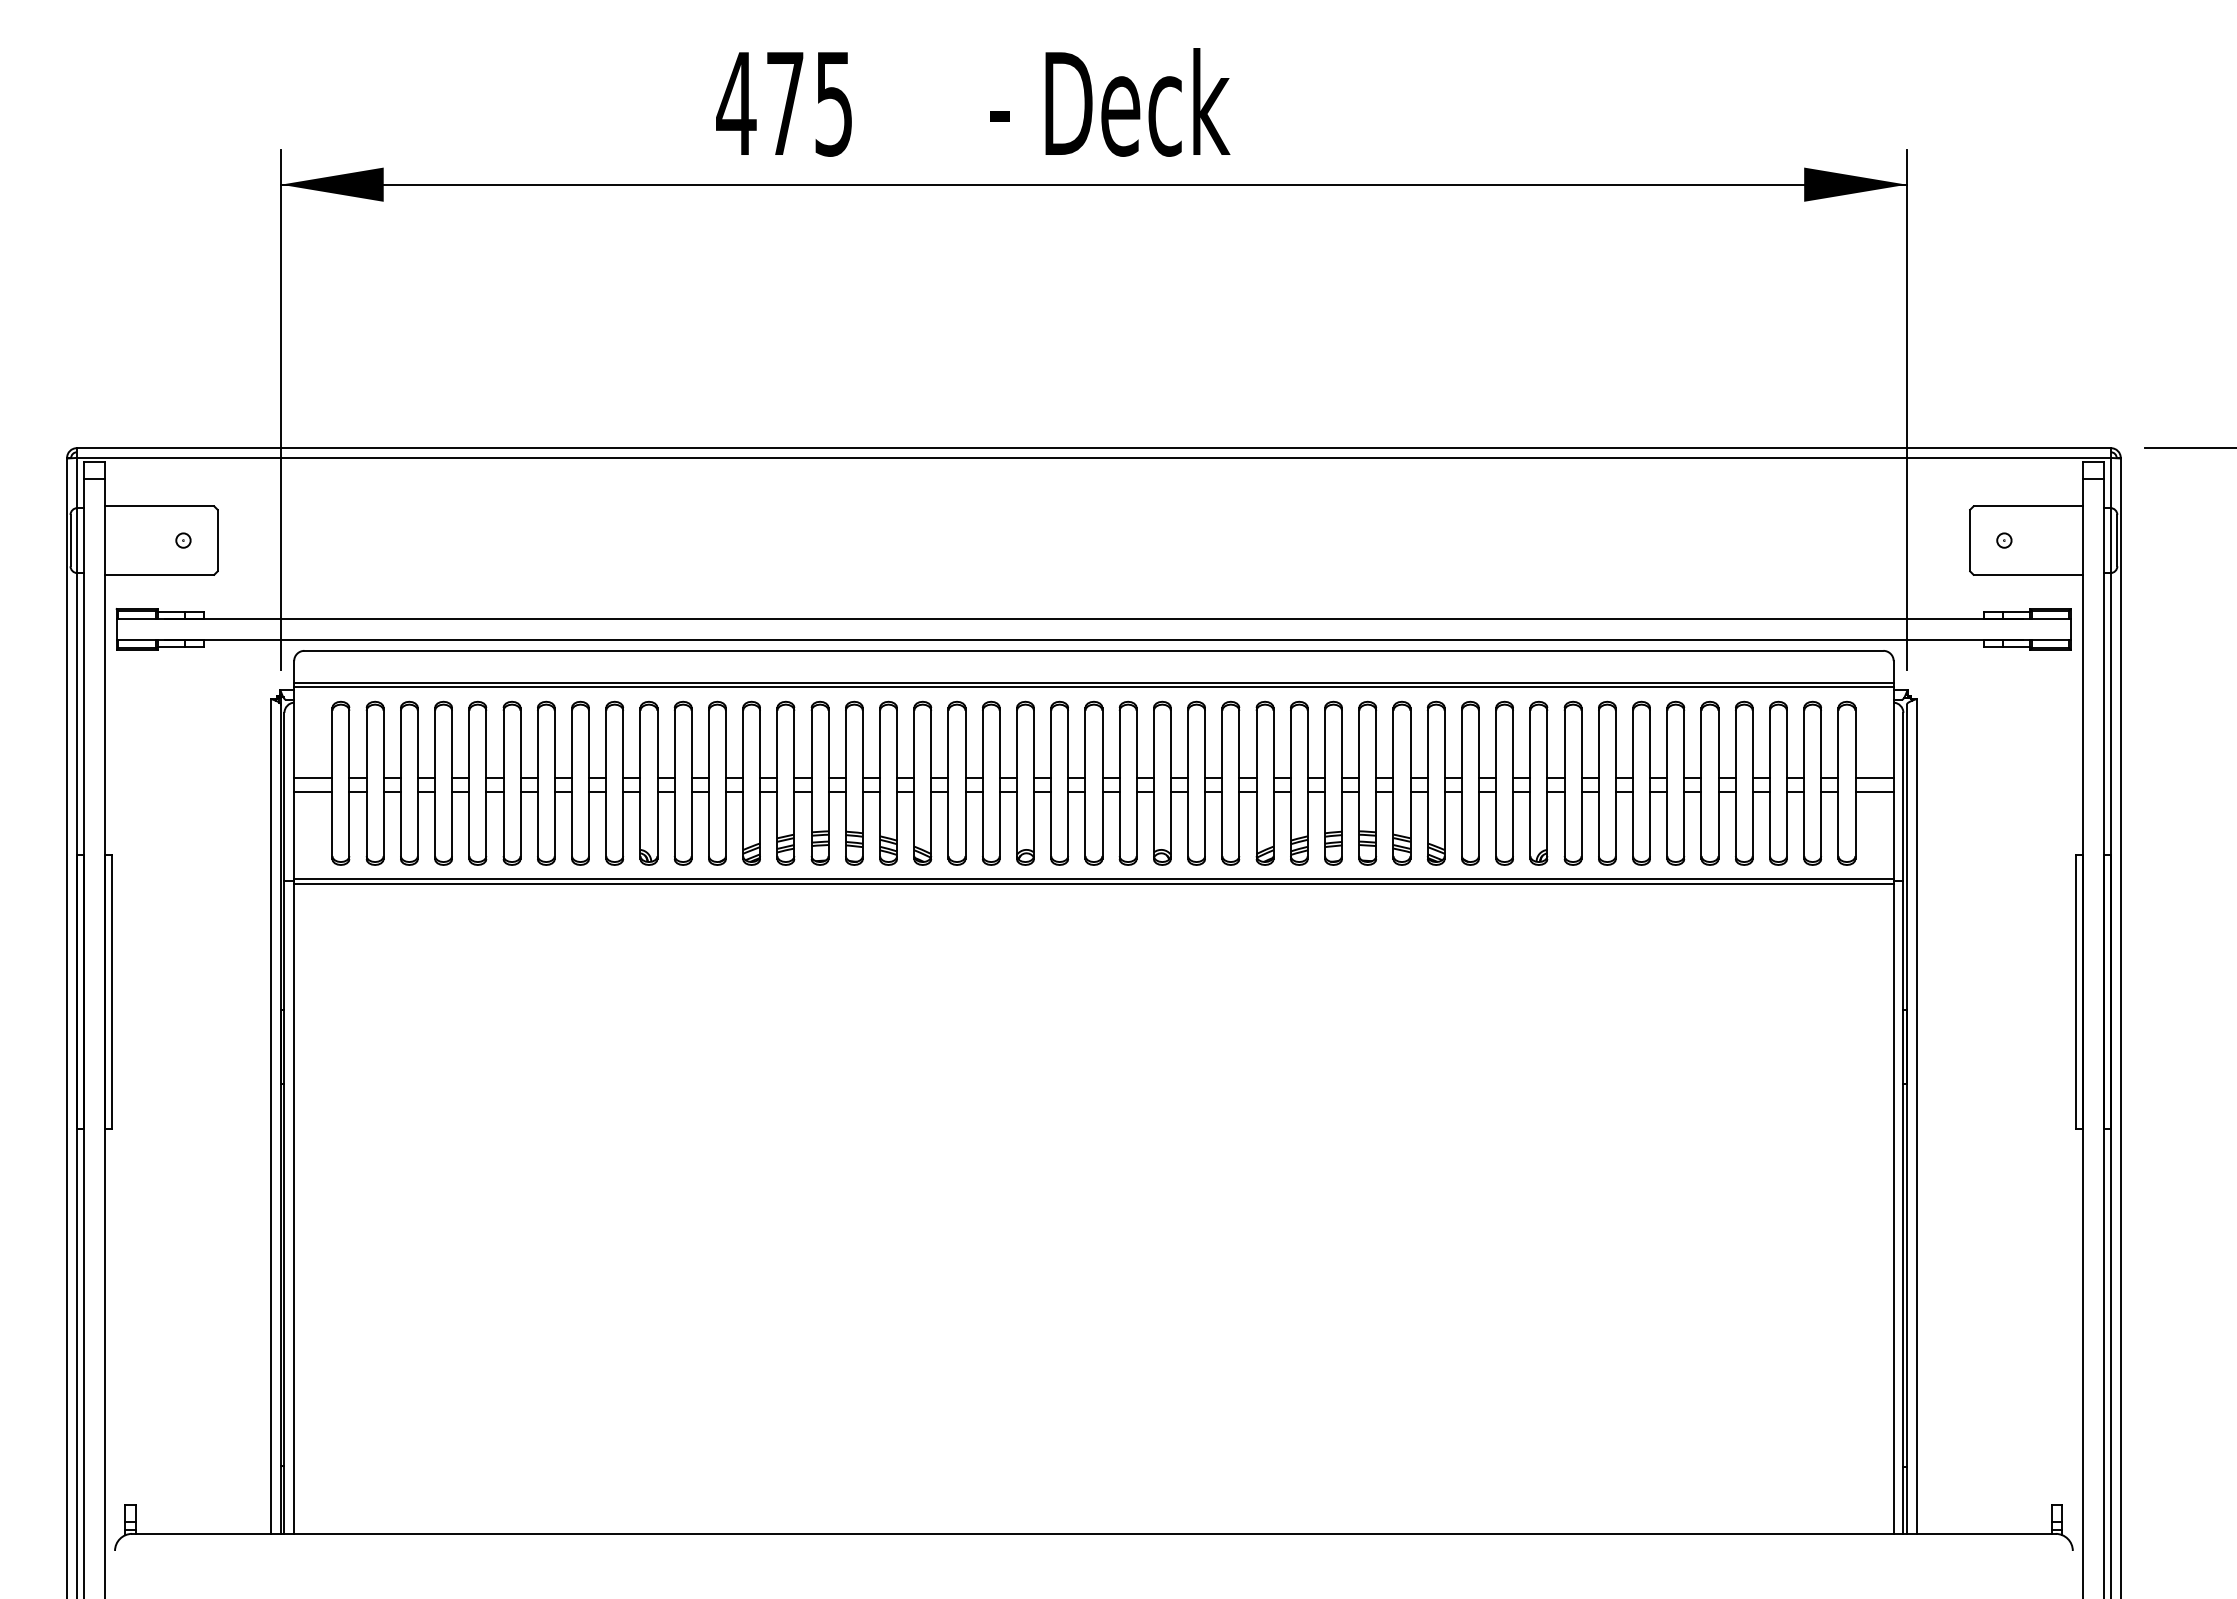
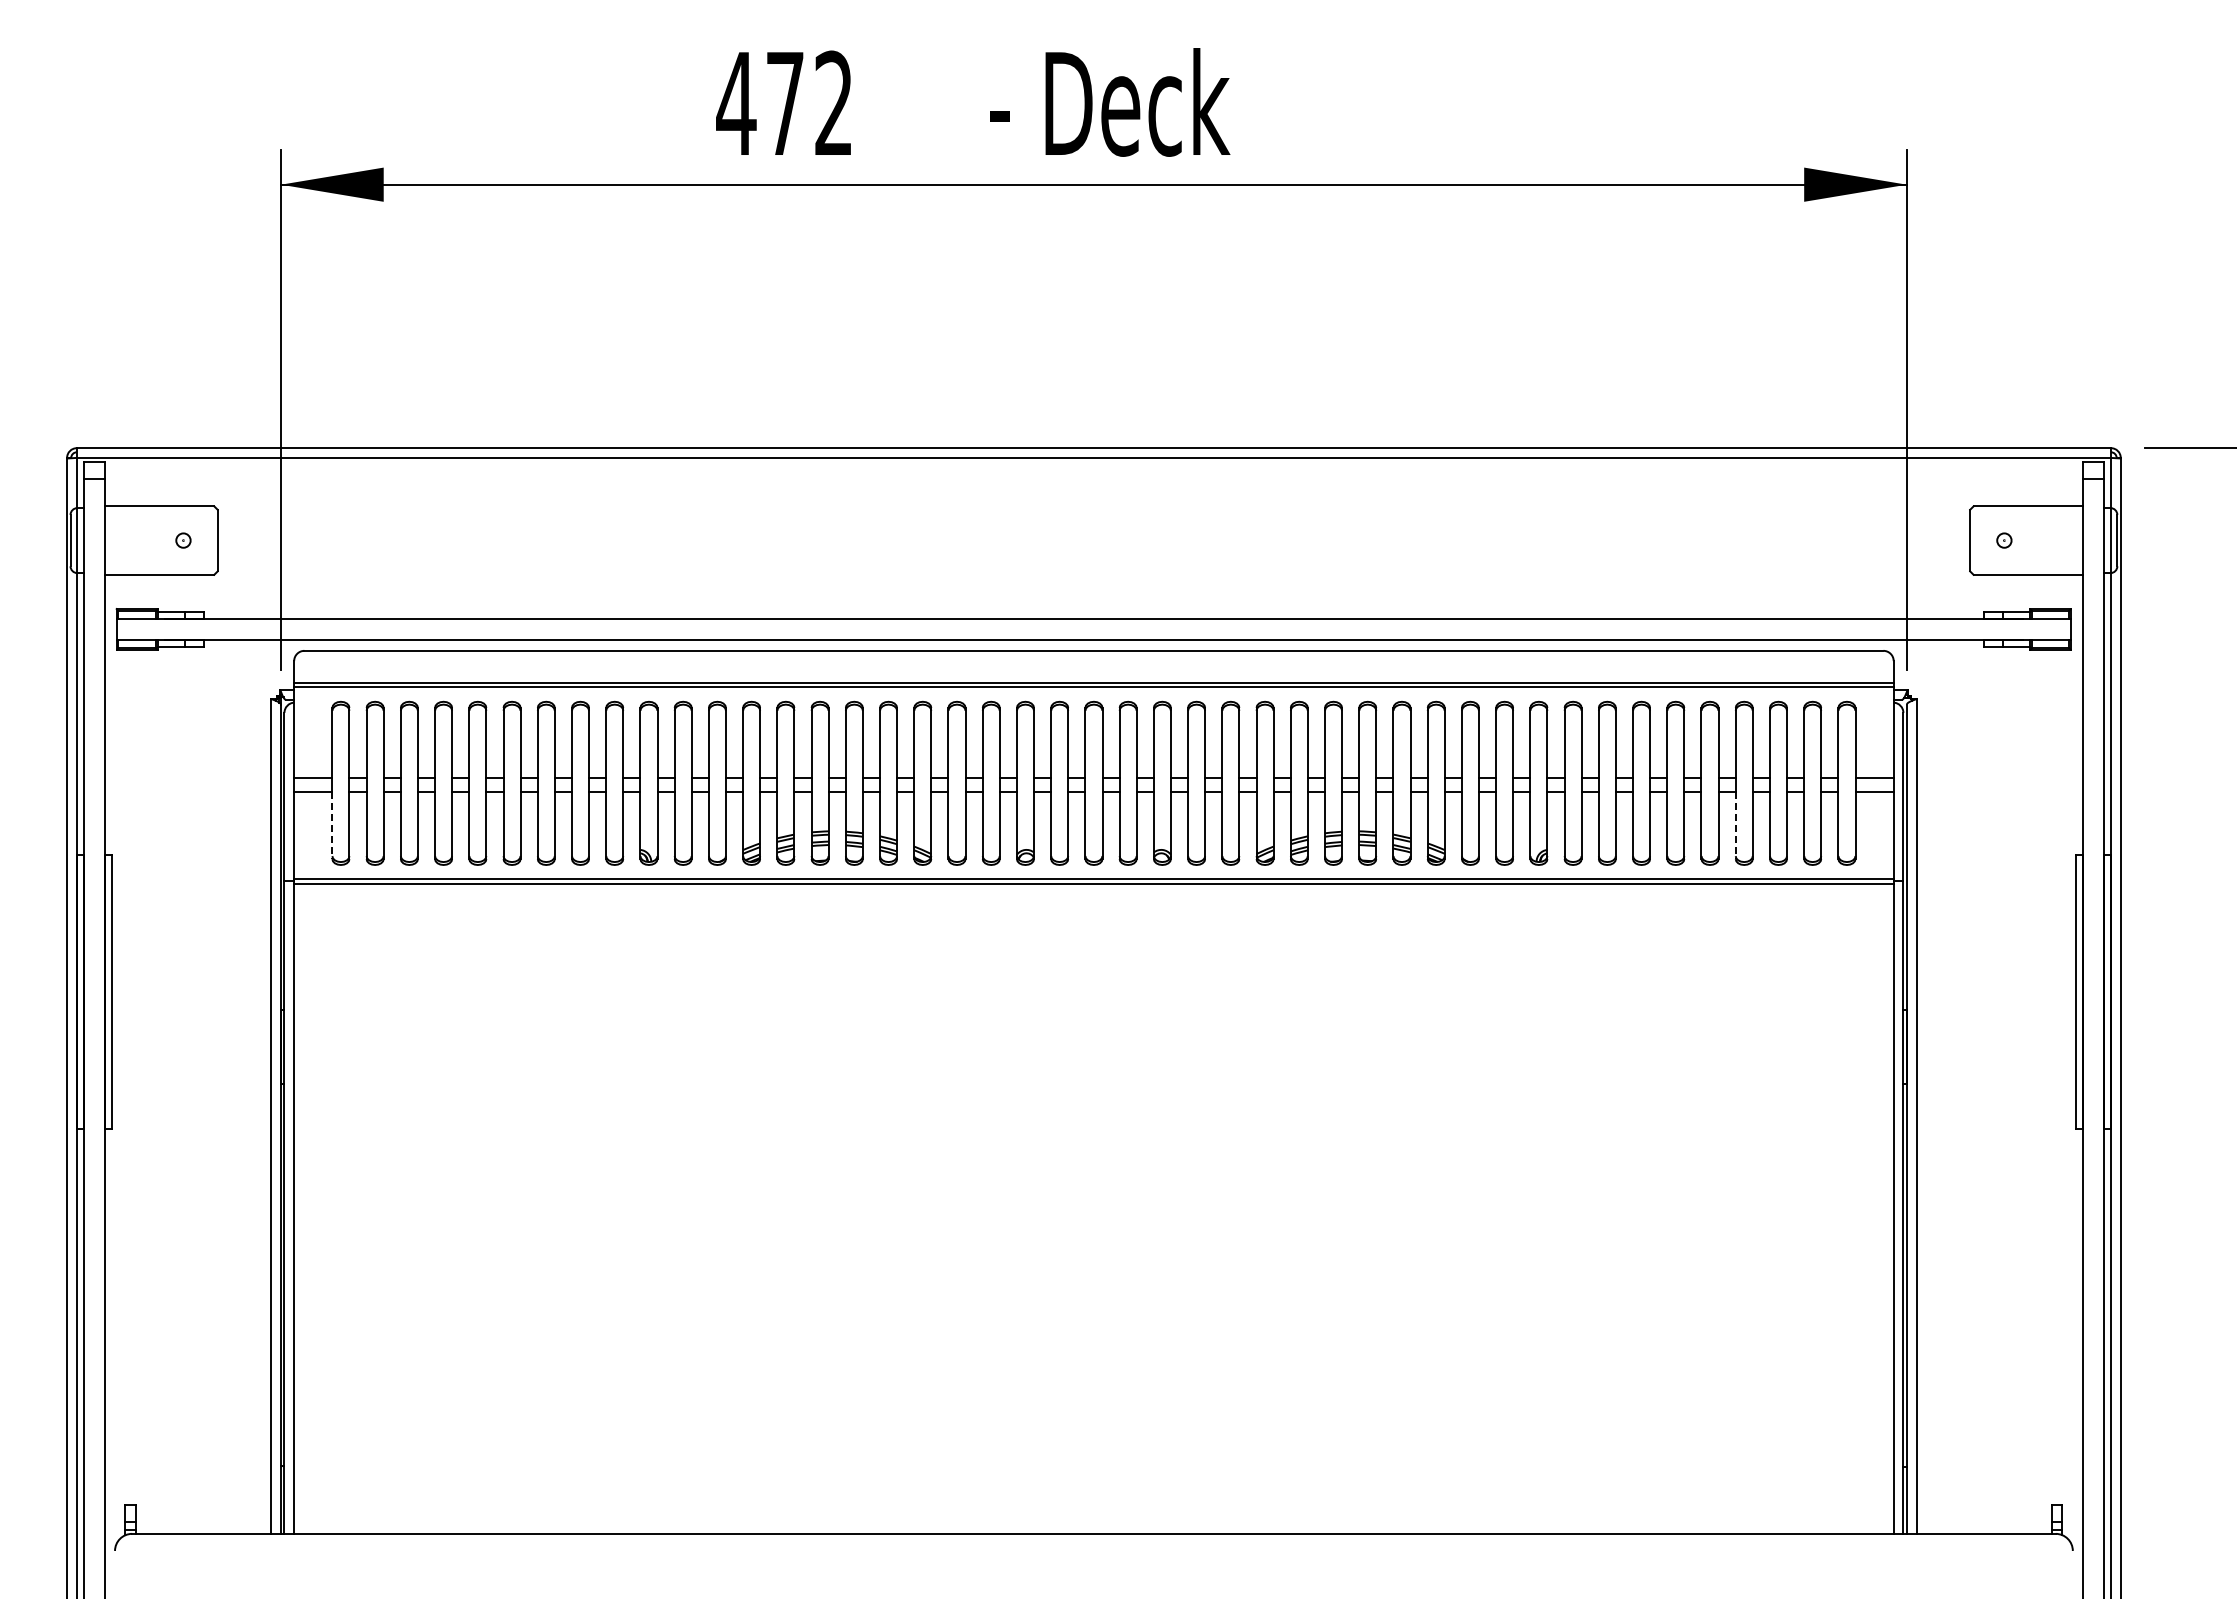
text: 475 -> 472 (833, 103)
line: solid -> dashed (332, 825)
line: solid -> dashed (1735, 825)
